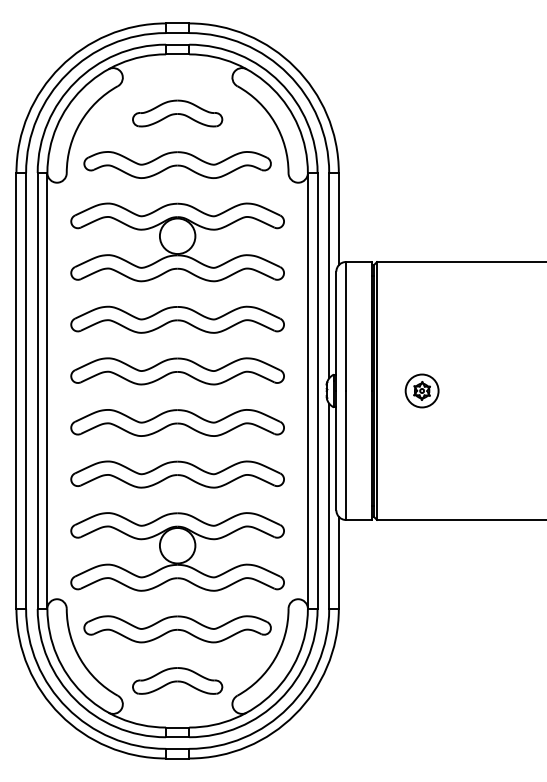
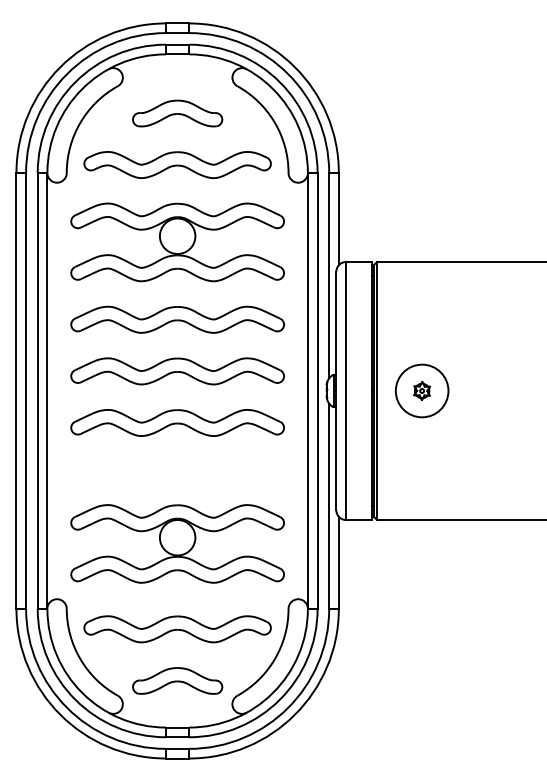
circle diameter: 33 px -> 53 px (421, 390)
part: present -> none (177, 474)
part position: (177, 551) -> (177, 543) (177, 543)
